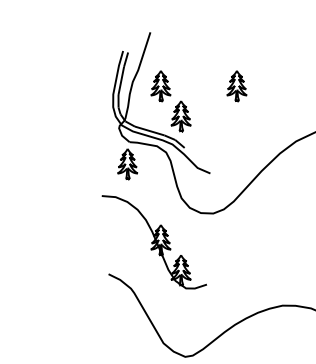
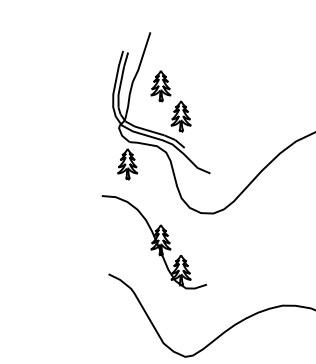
part: present -> none (236, 86)
